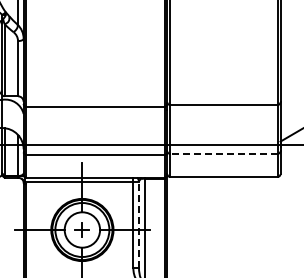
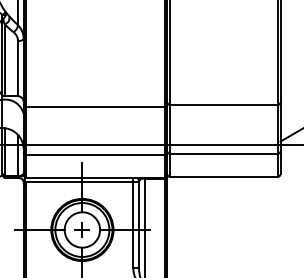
line: dashed -> solid (223, 153)
line: dashed -> solid (139, 224)
